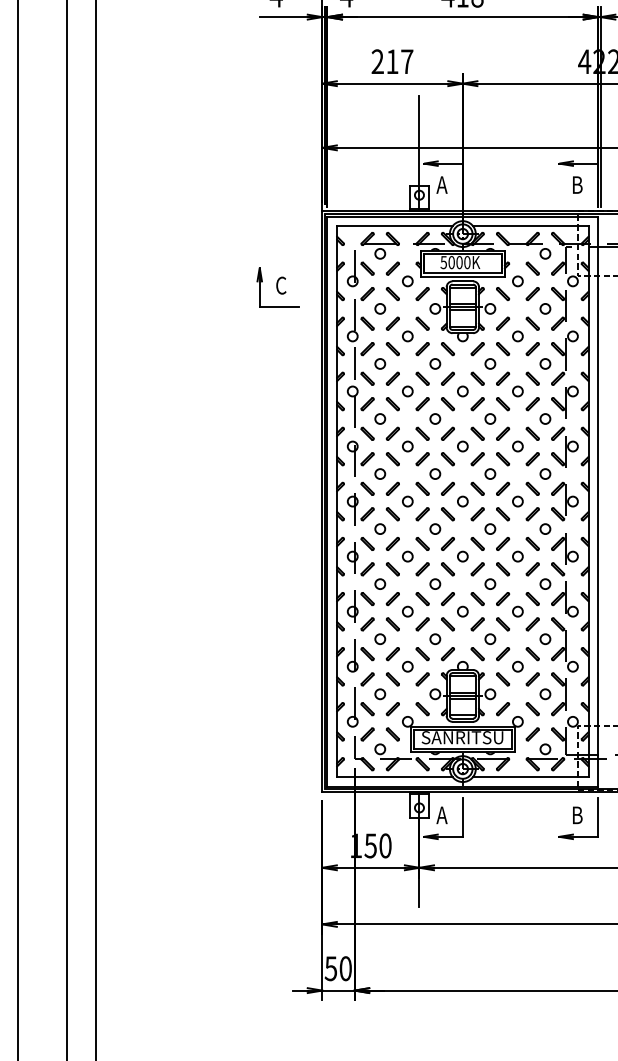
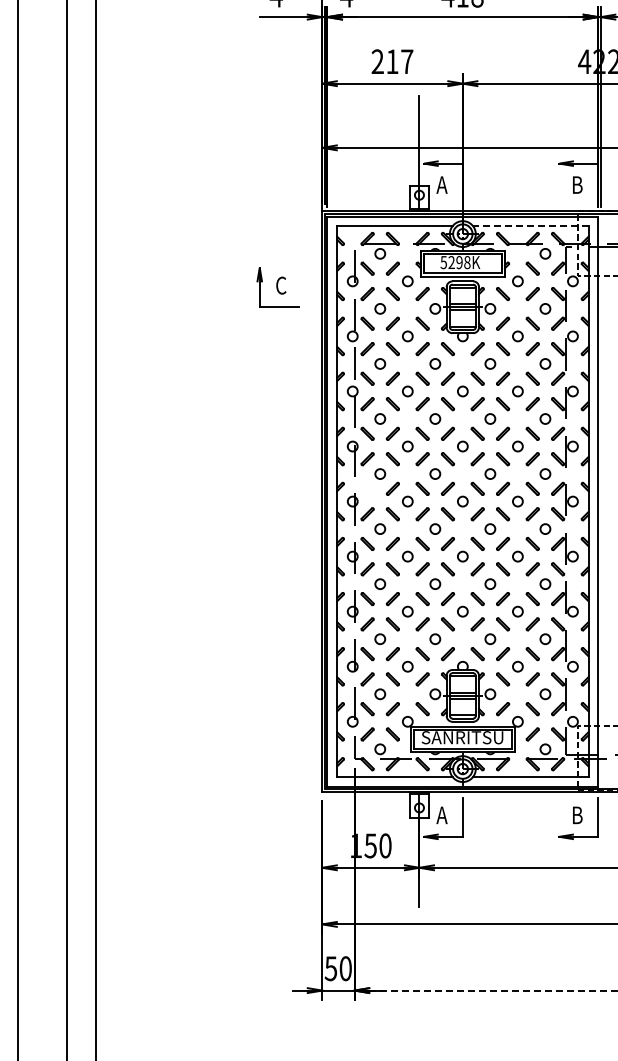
line: solid -> dashed (530, 226)
text: 5000K -> 5298K (459, 262)
part: present -> none (367, 488)
line: solid -> dashed (493, 990)
